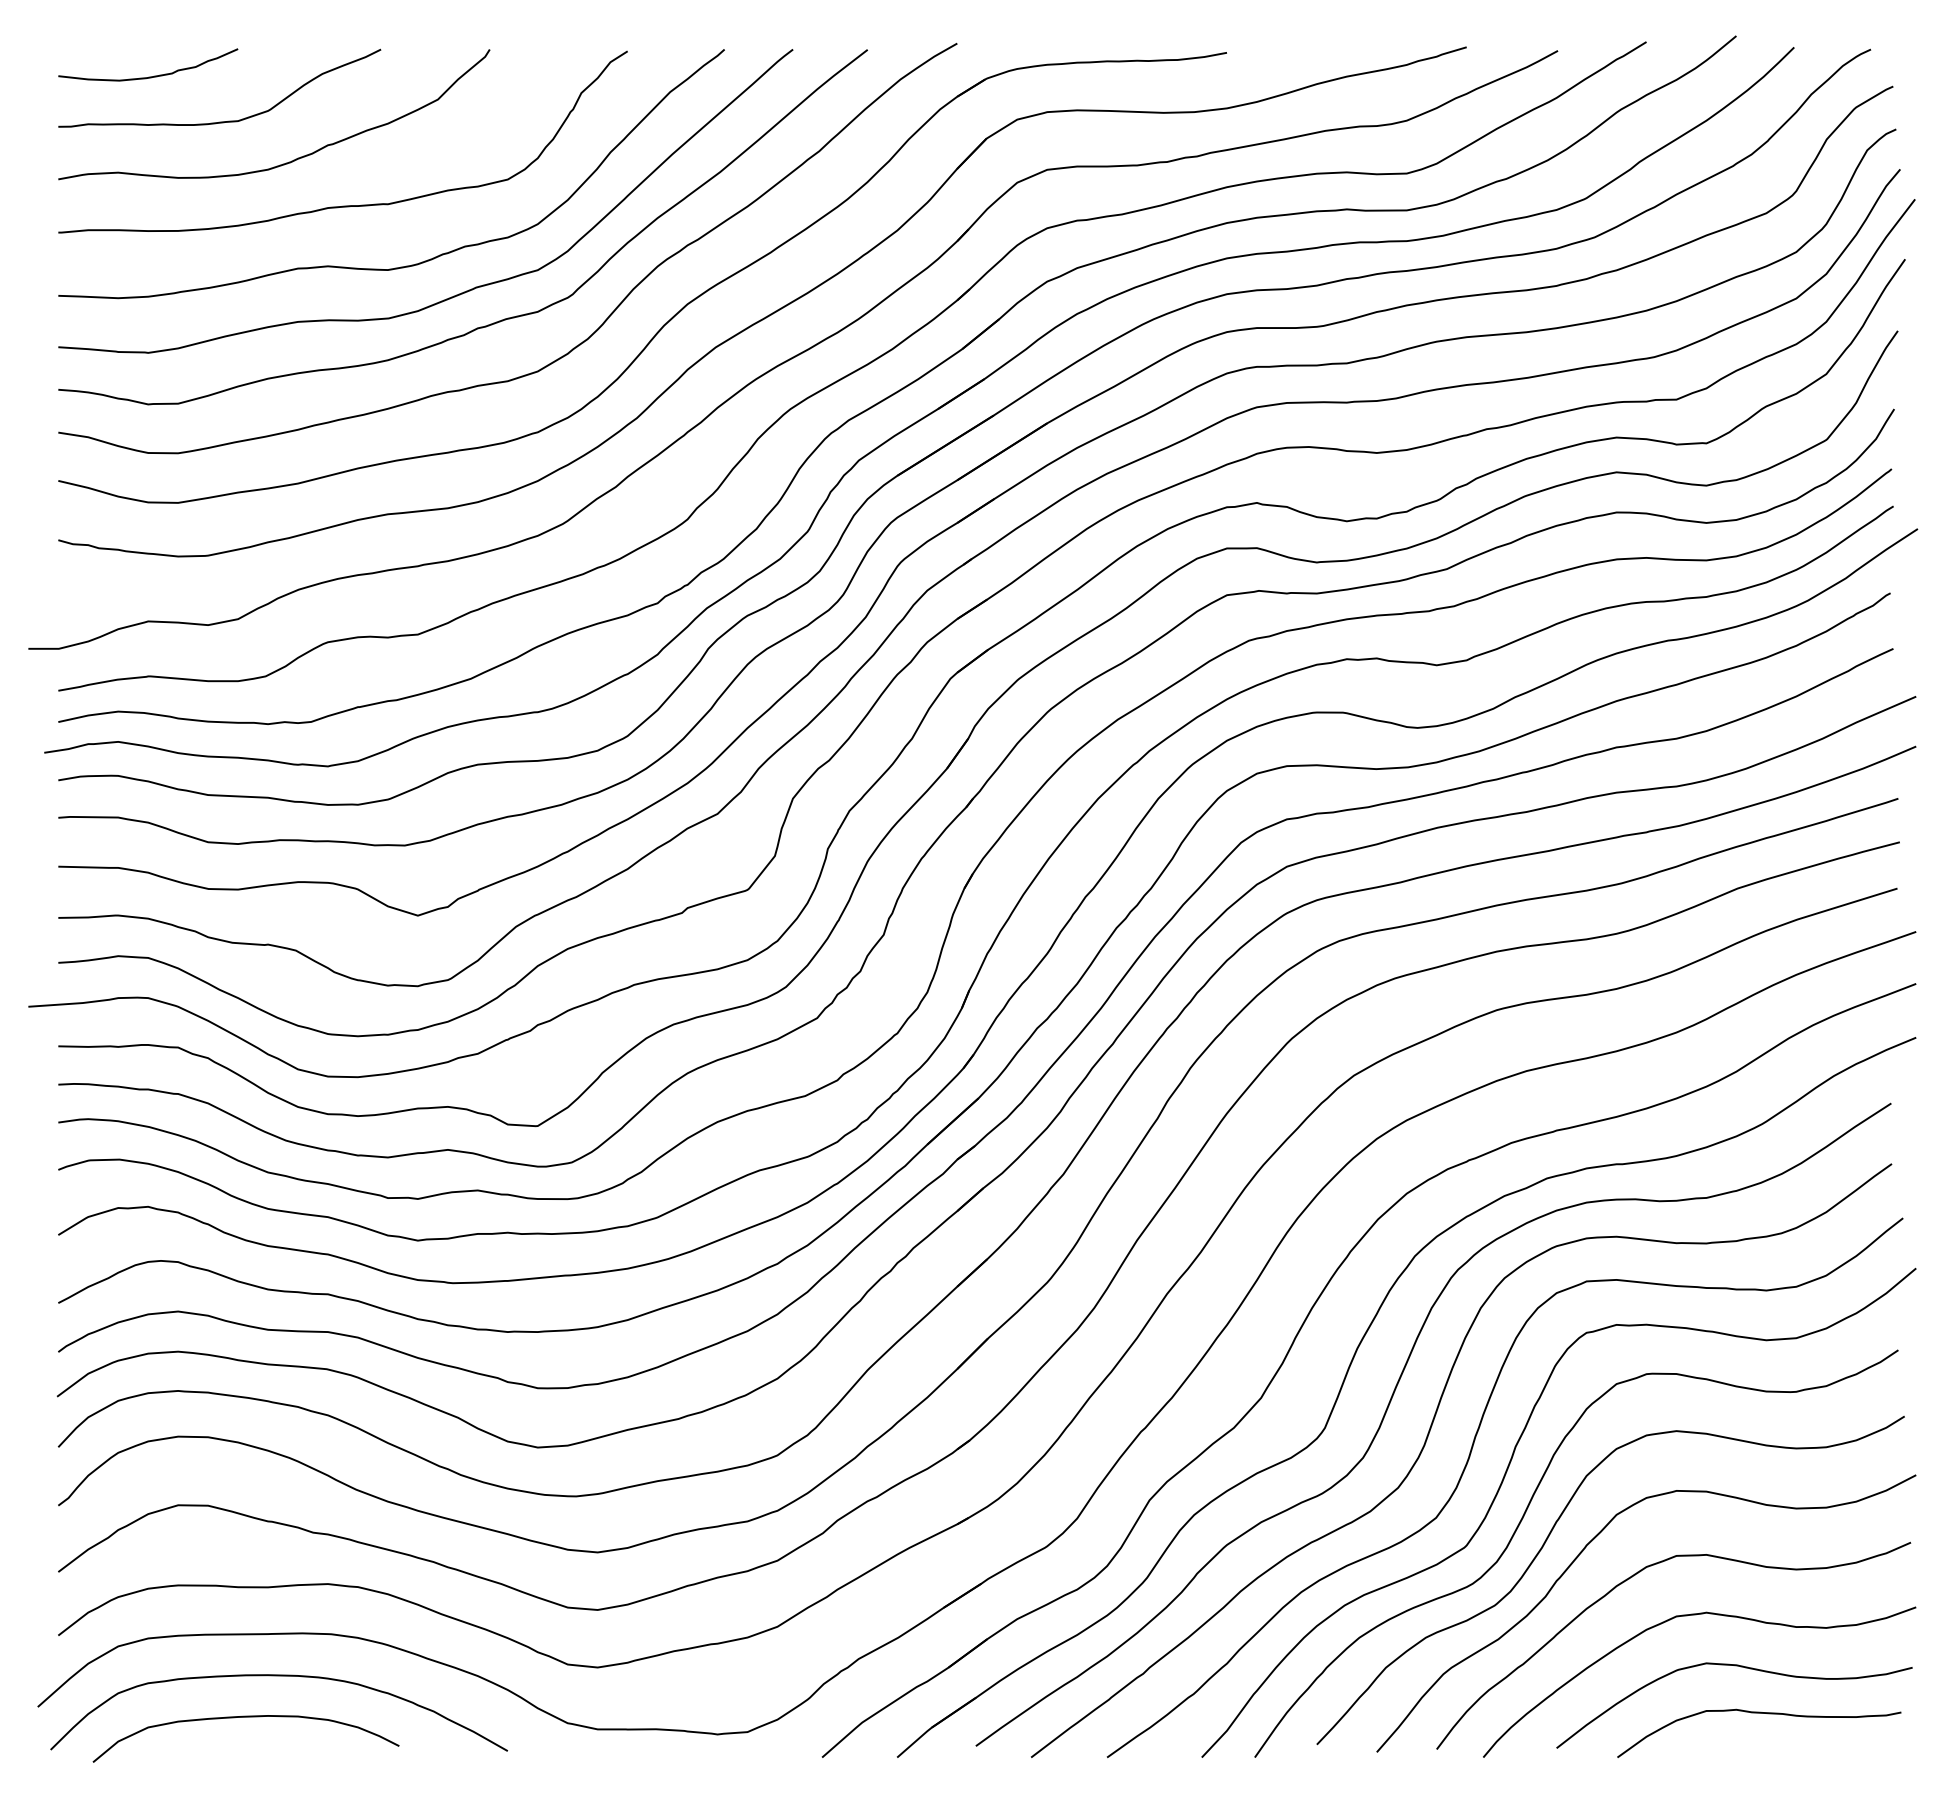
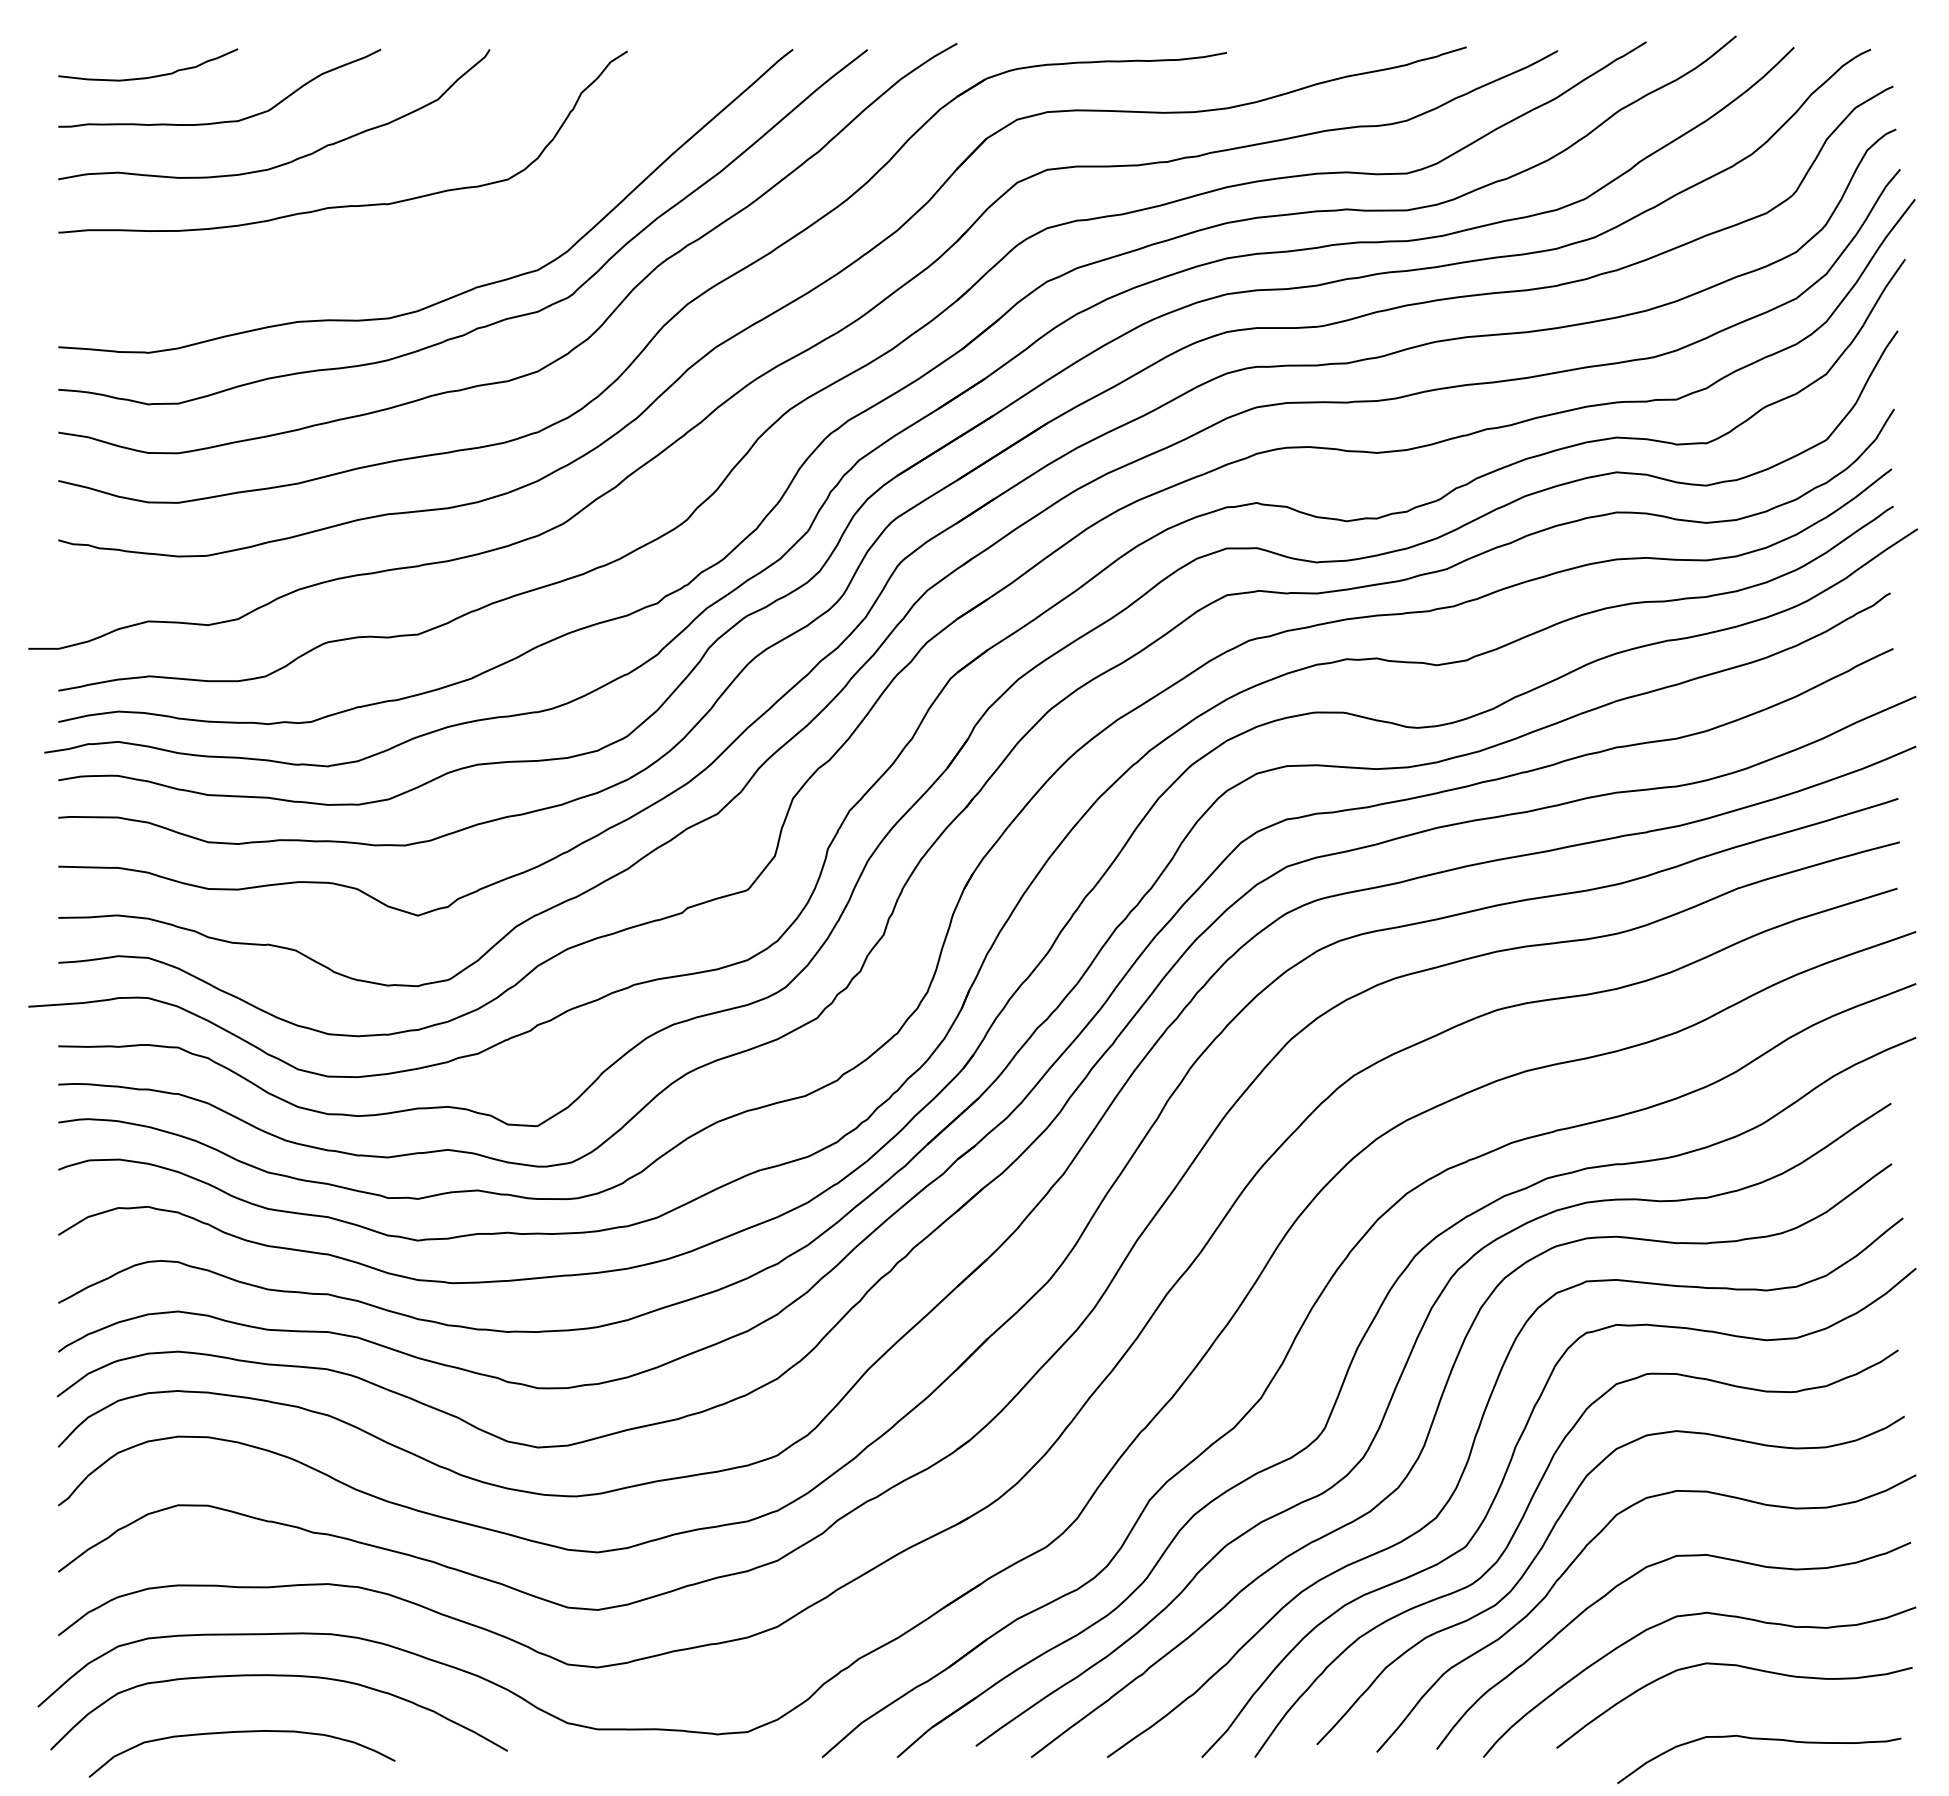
curve: present -> none (424, 260)
curve position: (1759, 1713) -> (1759, 1739) (1759, 1739)
curve position: (245, 1717) -> (241, 1732) (241, 1732)
